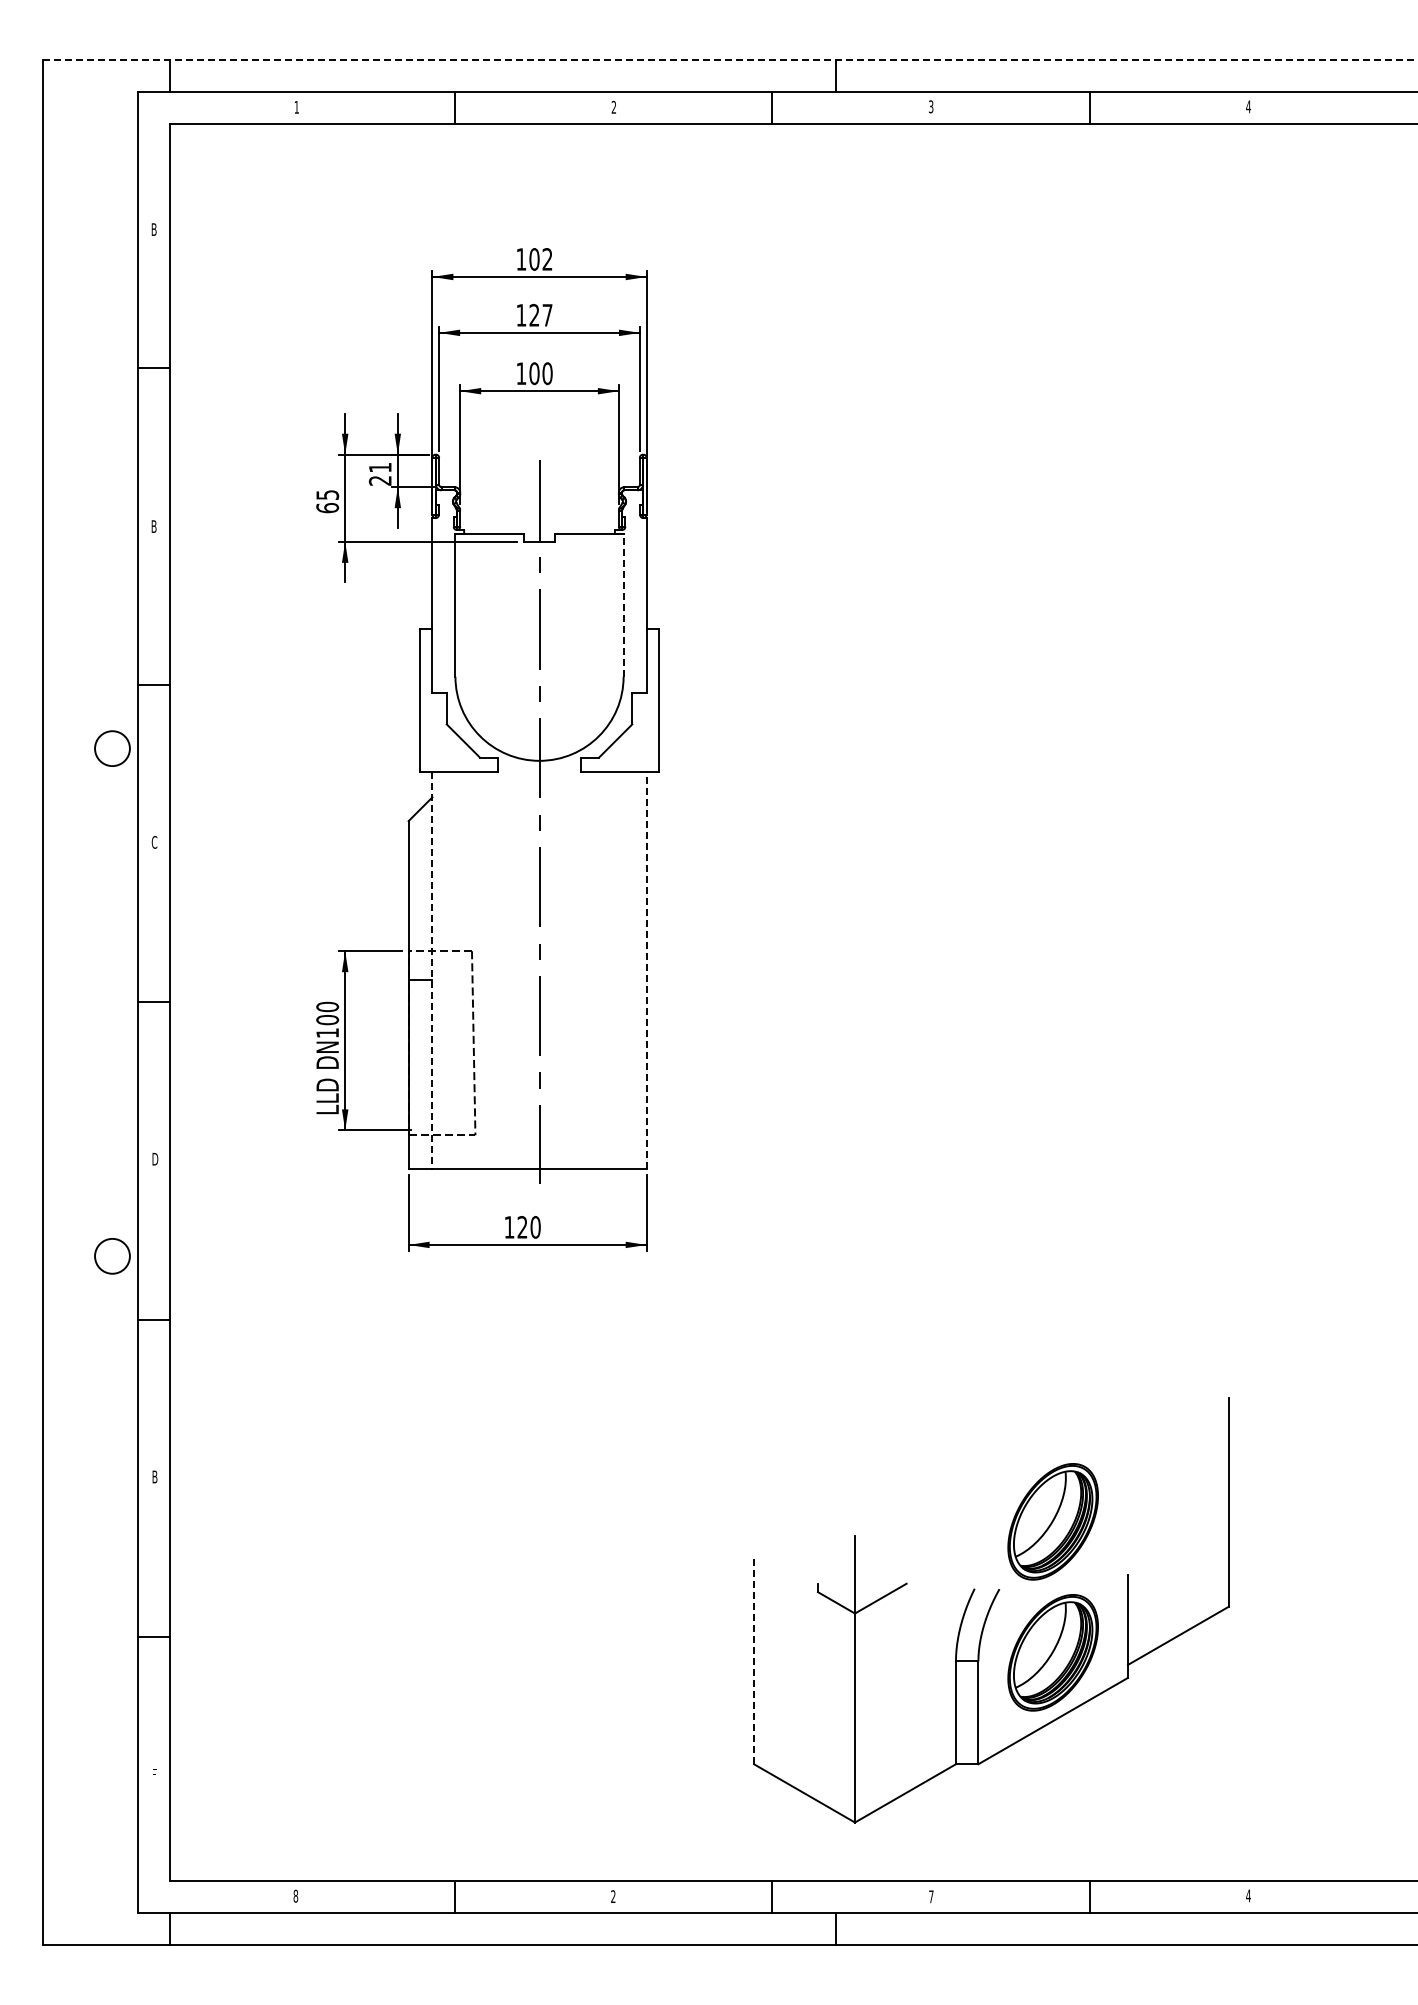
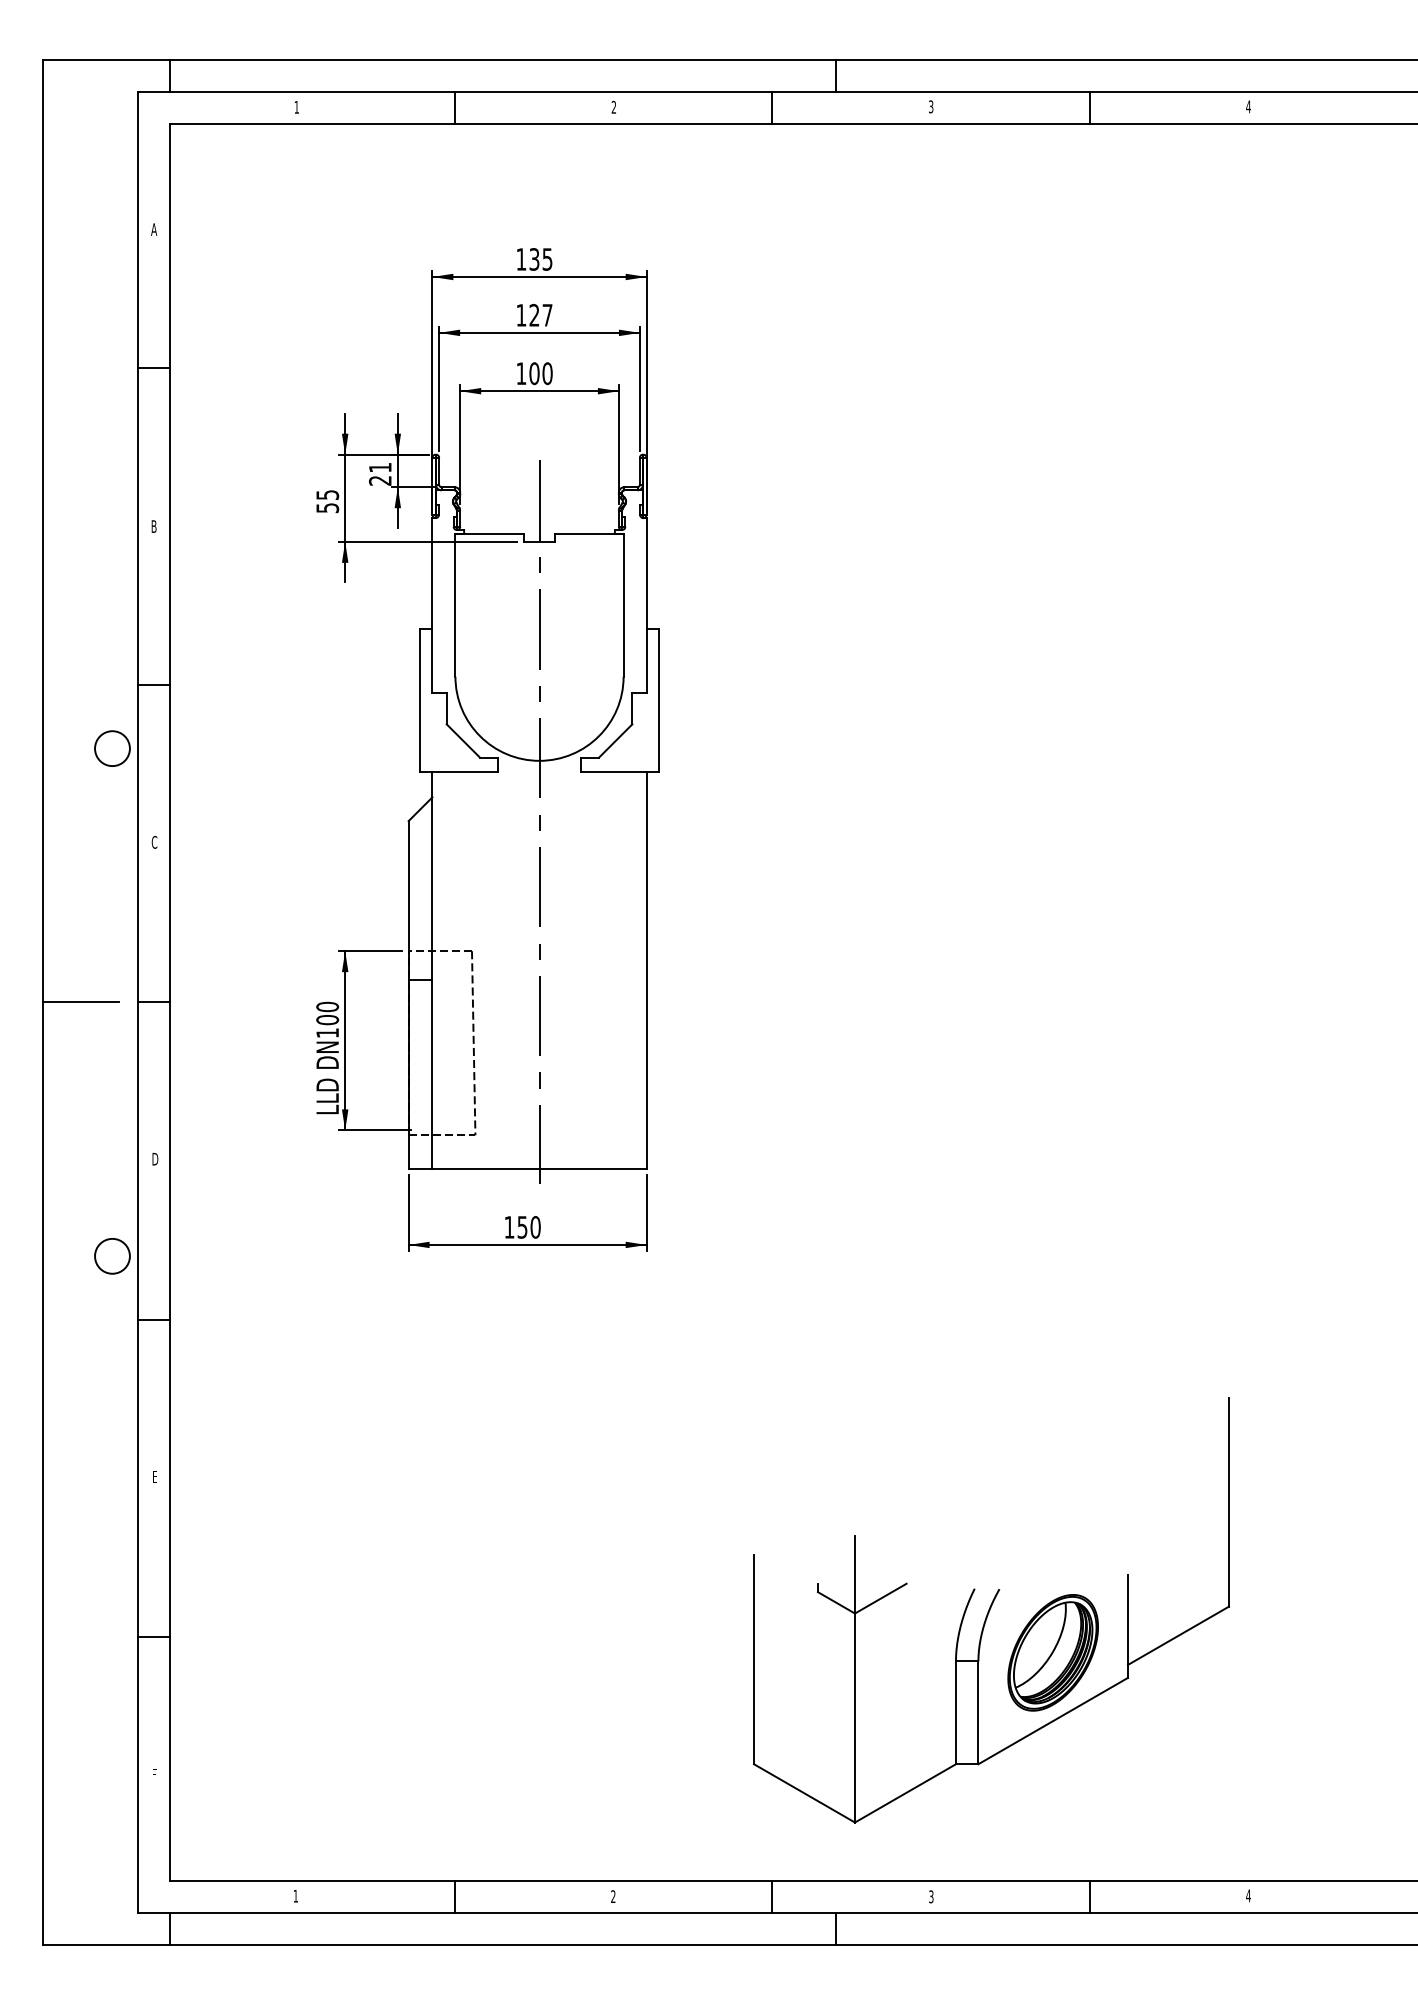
line: dashed -> solid (730, 60)
text: B -> A (154, 229)
text: 102 -> 135 (540, 259)
text: 65 -> 55 (327, 508)
line: dashed -> solid (623, 604)
line: dashed -> solid (646, 969)
line: dashed -> solid (432, 970)
line: none -> present (80, 1002)
text: 120 -> 150 (522, 1227)
text: B -> E (154, 1476)
part: present -> none (1052, 1521)
line: dashed -> solid (754, 1659)
text: 8 -> 1 (295, 1895)
text: 7 -> 3 (931, 1896)
